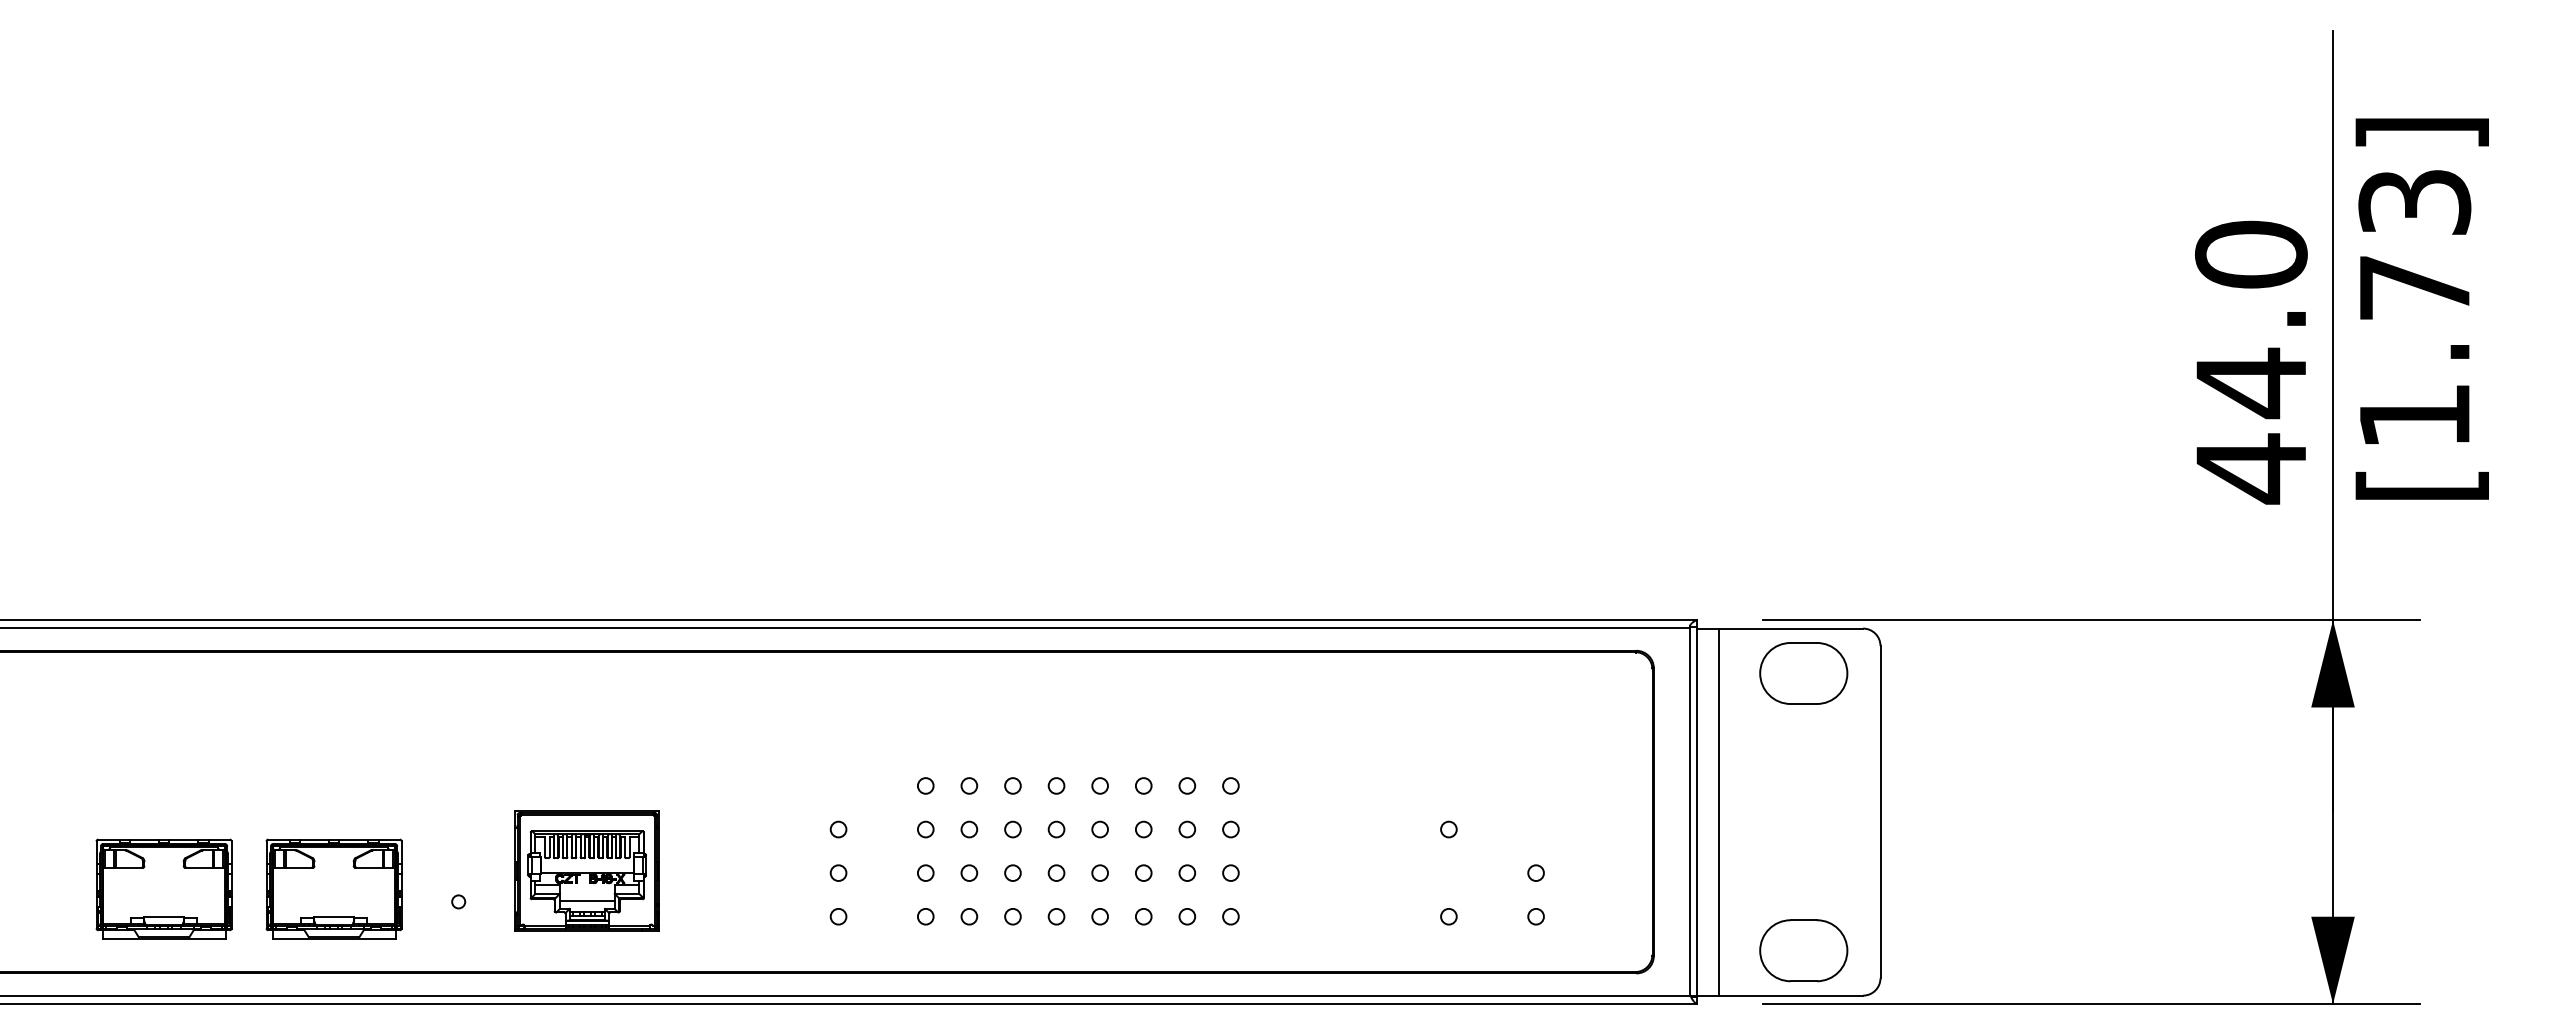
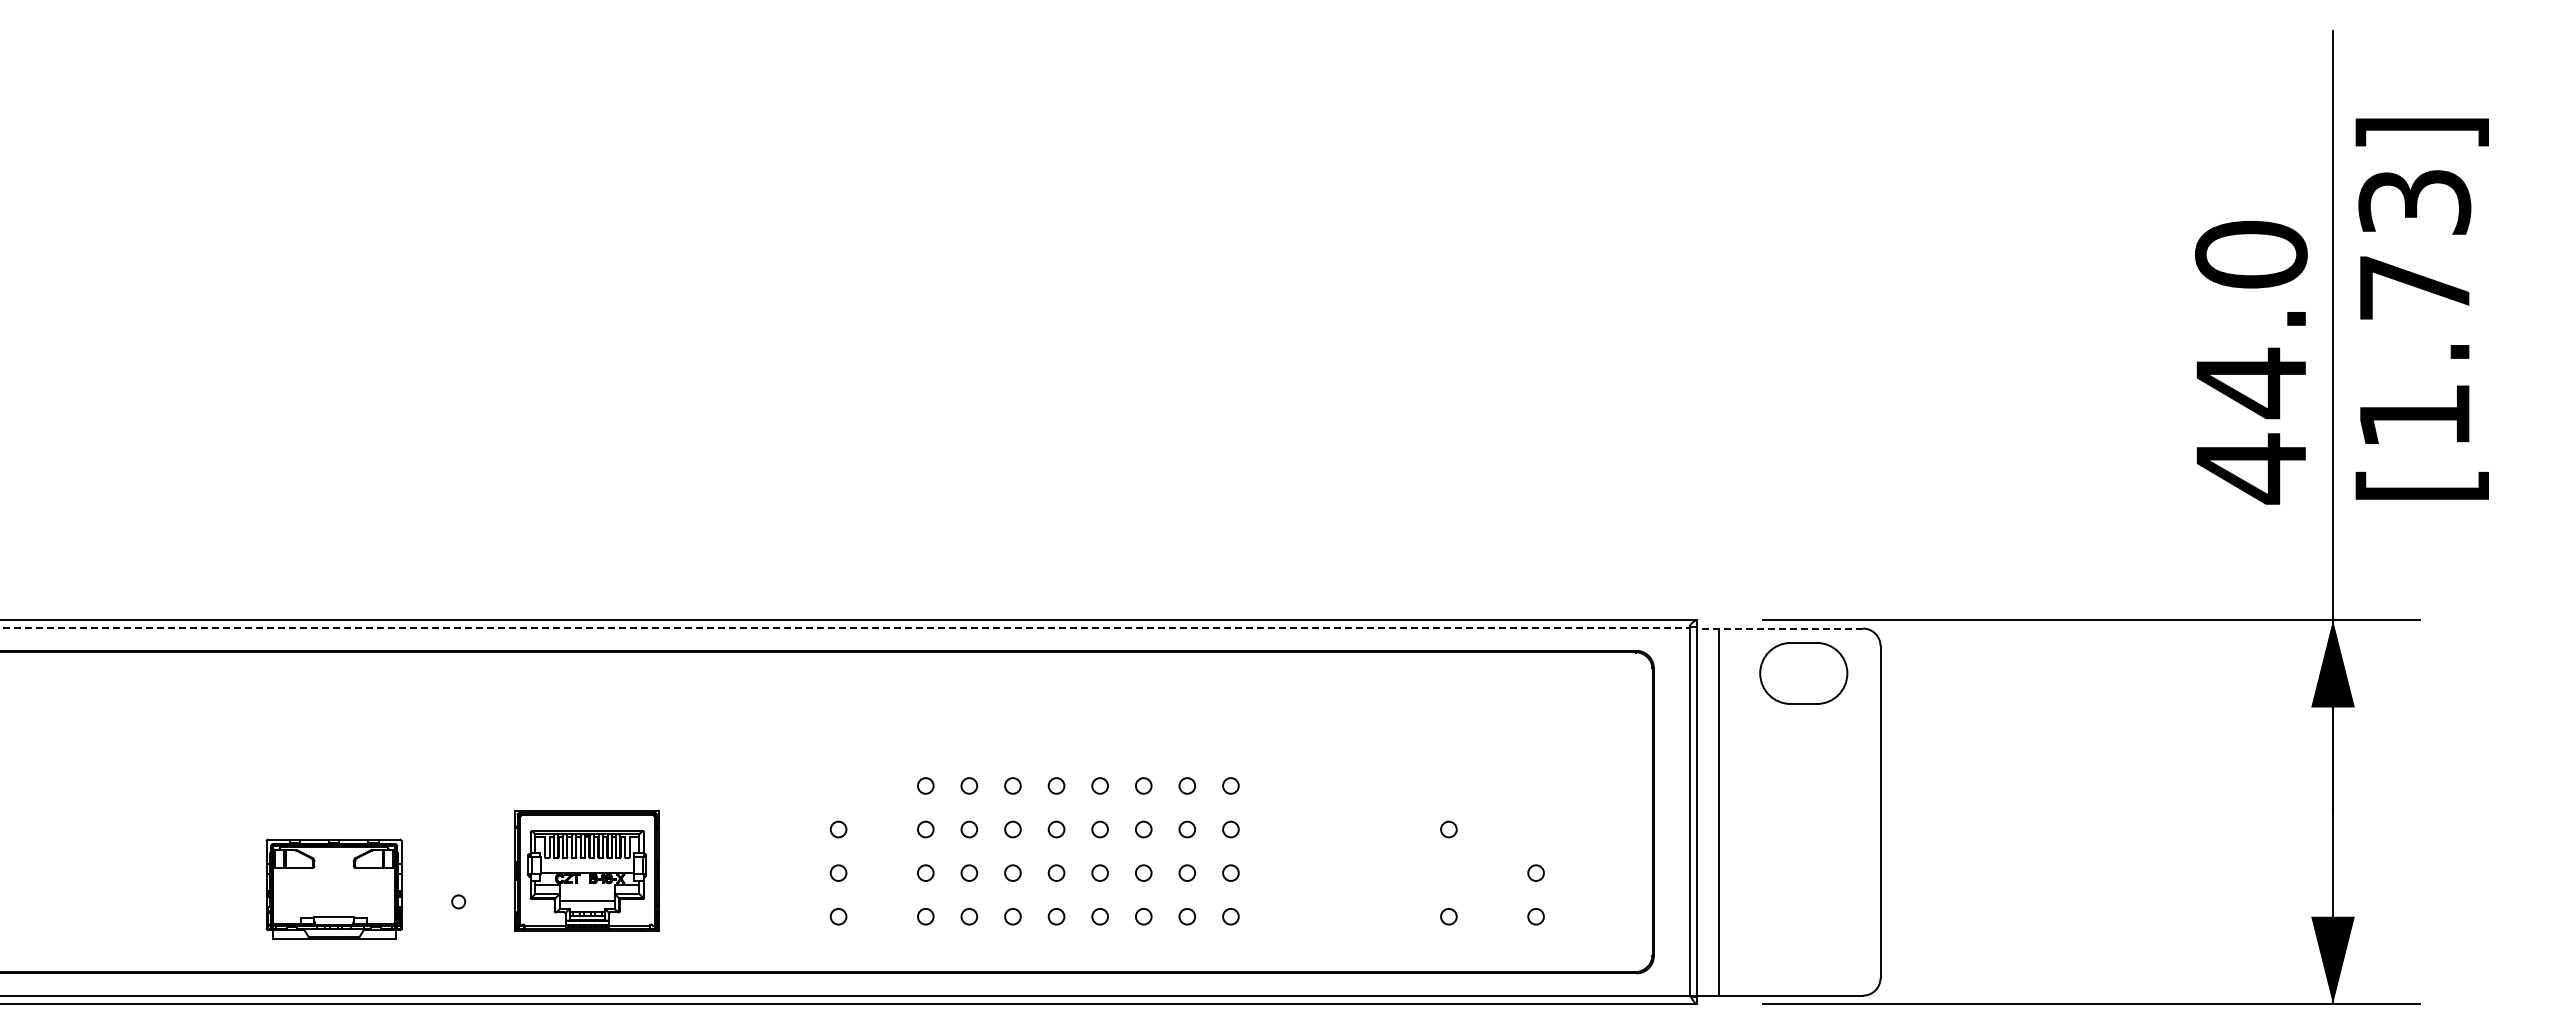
line: solid -> dashed (845, 628)
line: solid -> dashed (1780, 628)
part: present -> none (163, 888)
part: present -> none (1803, 950)
